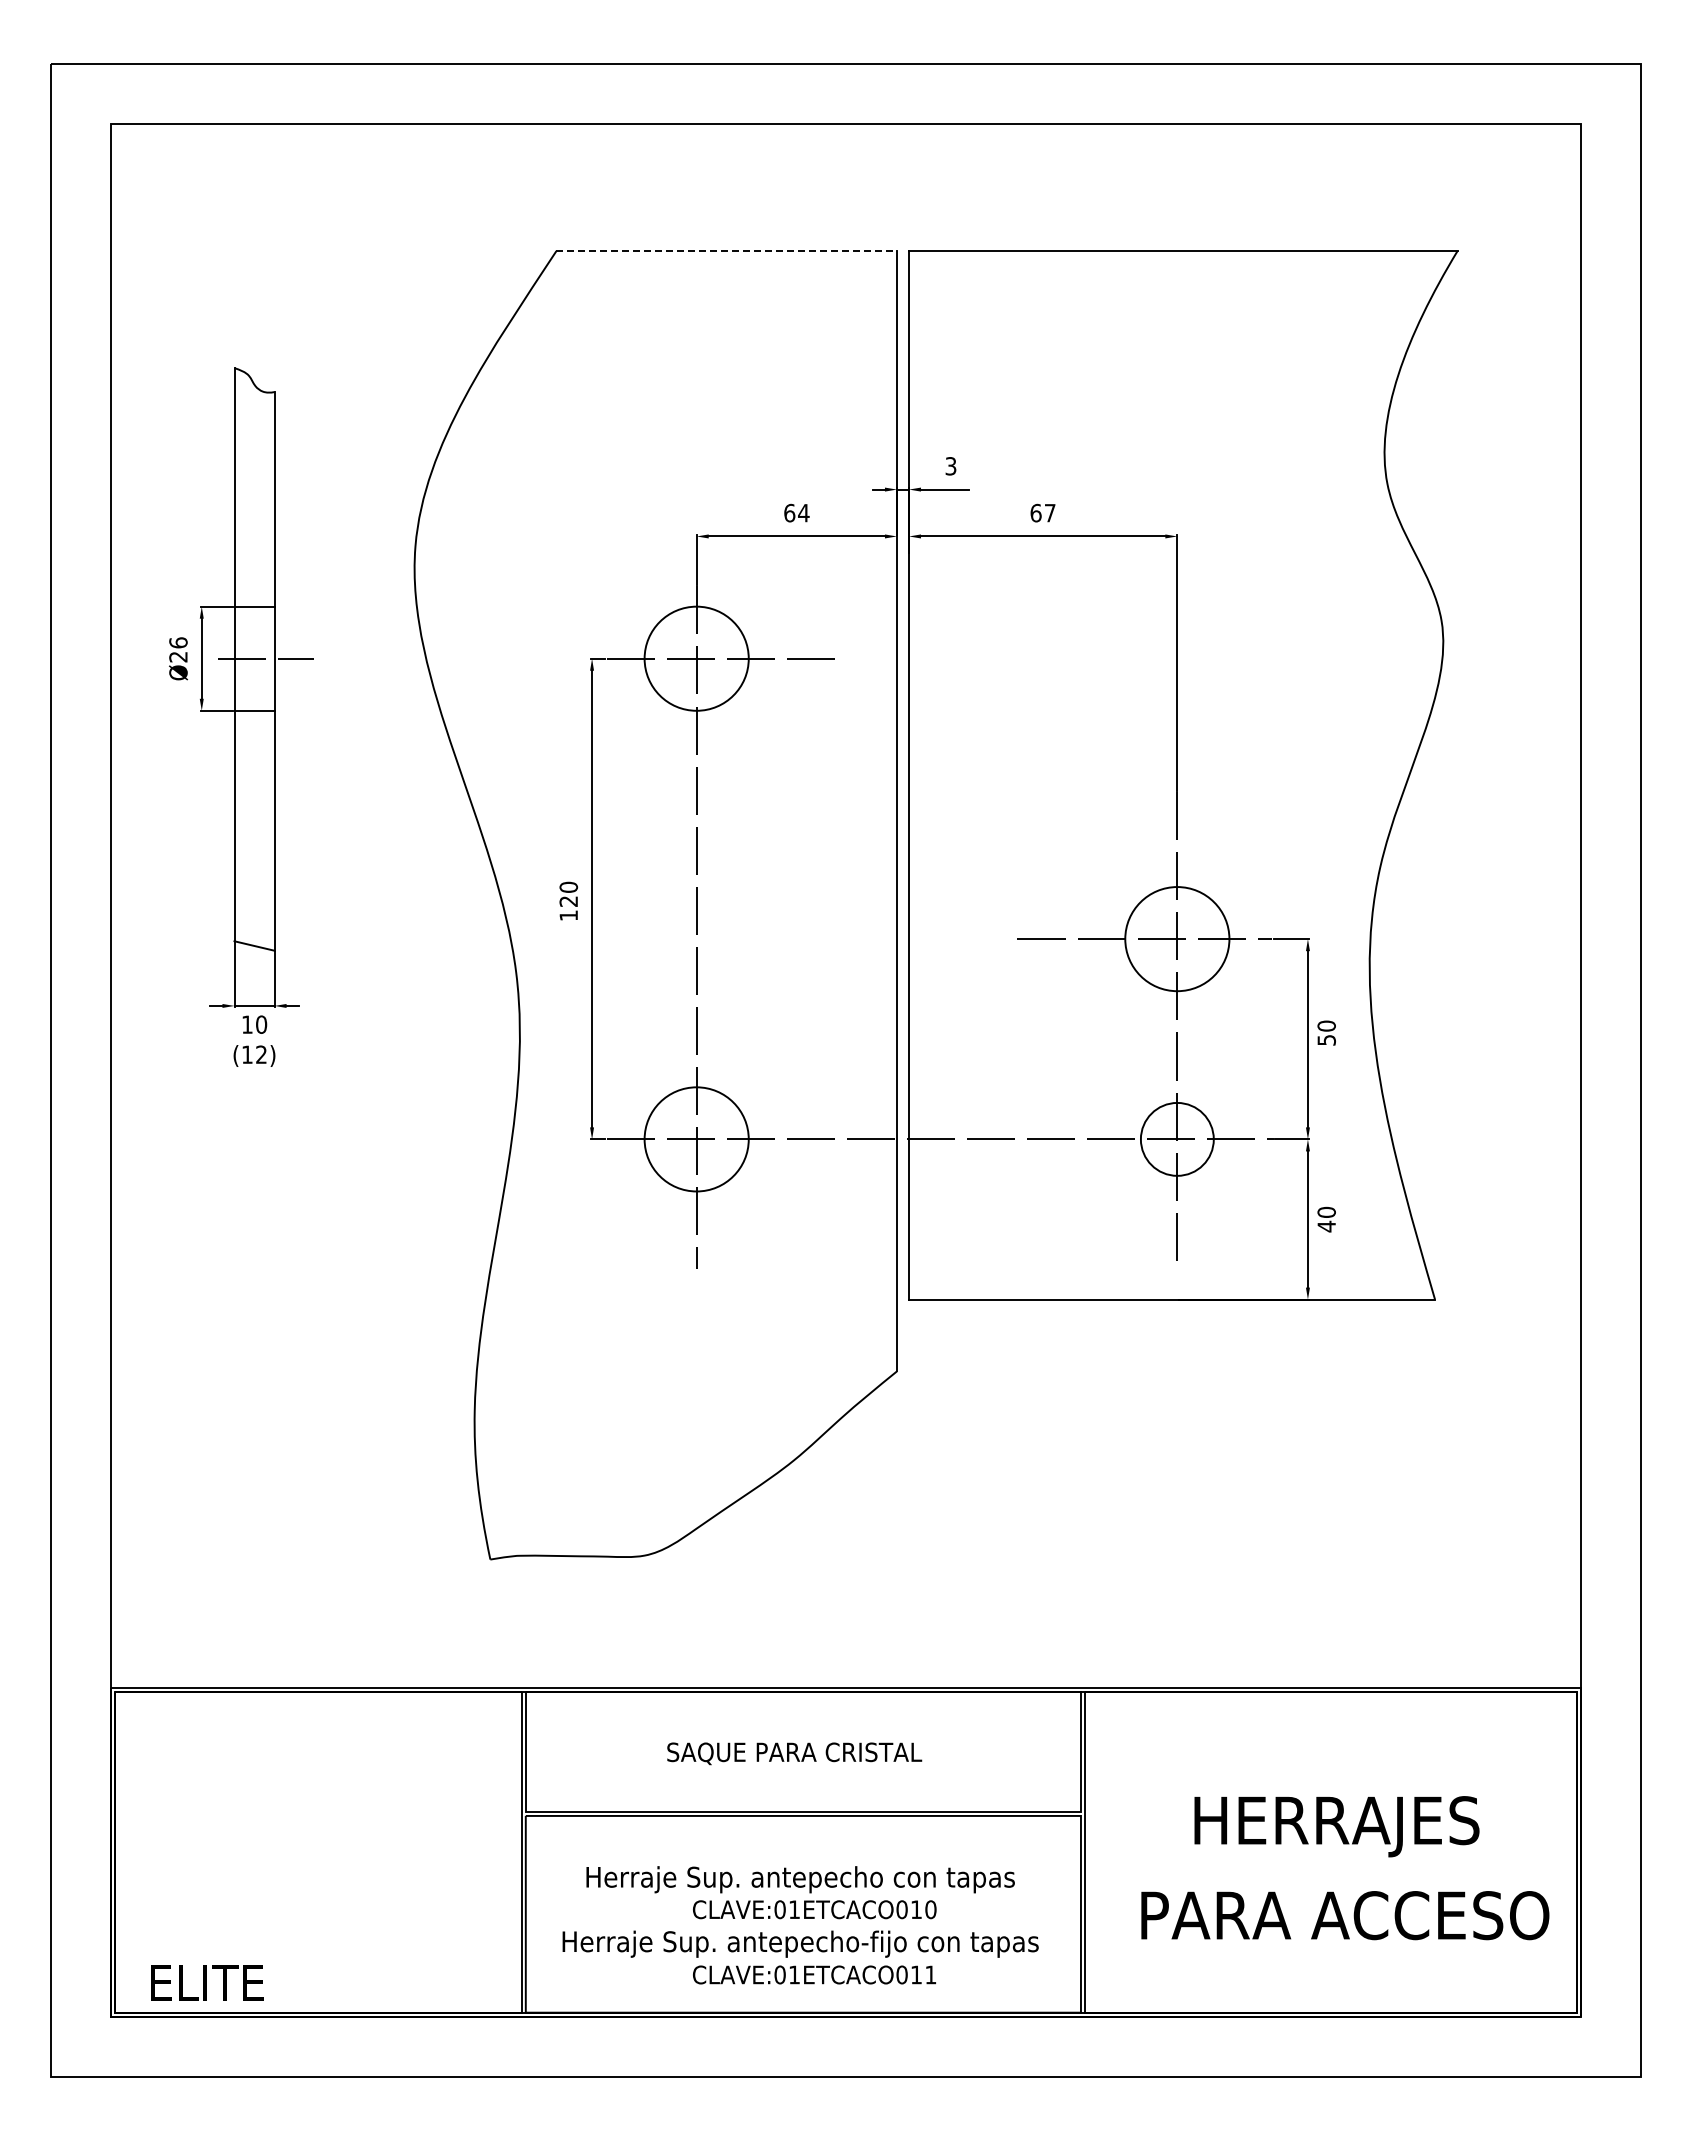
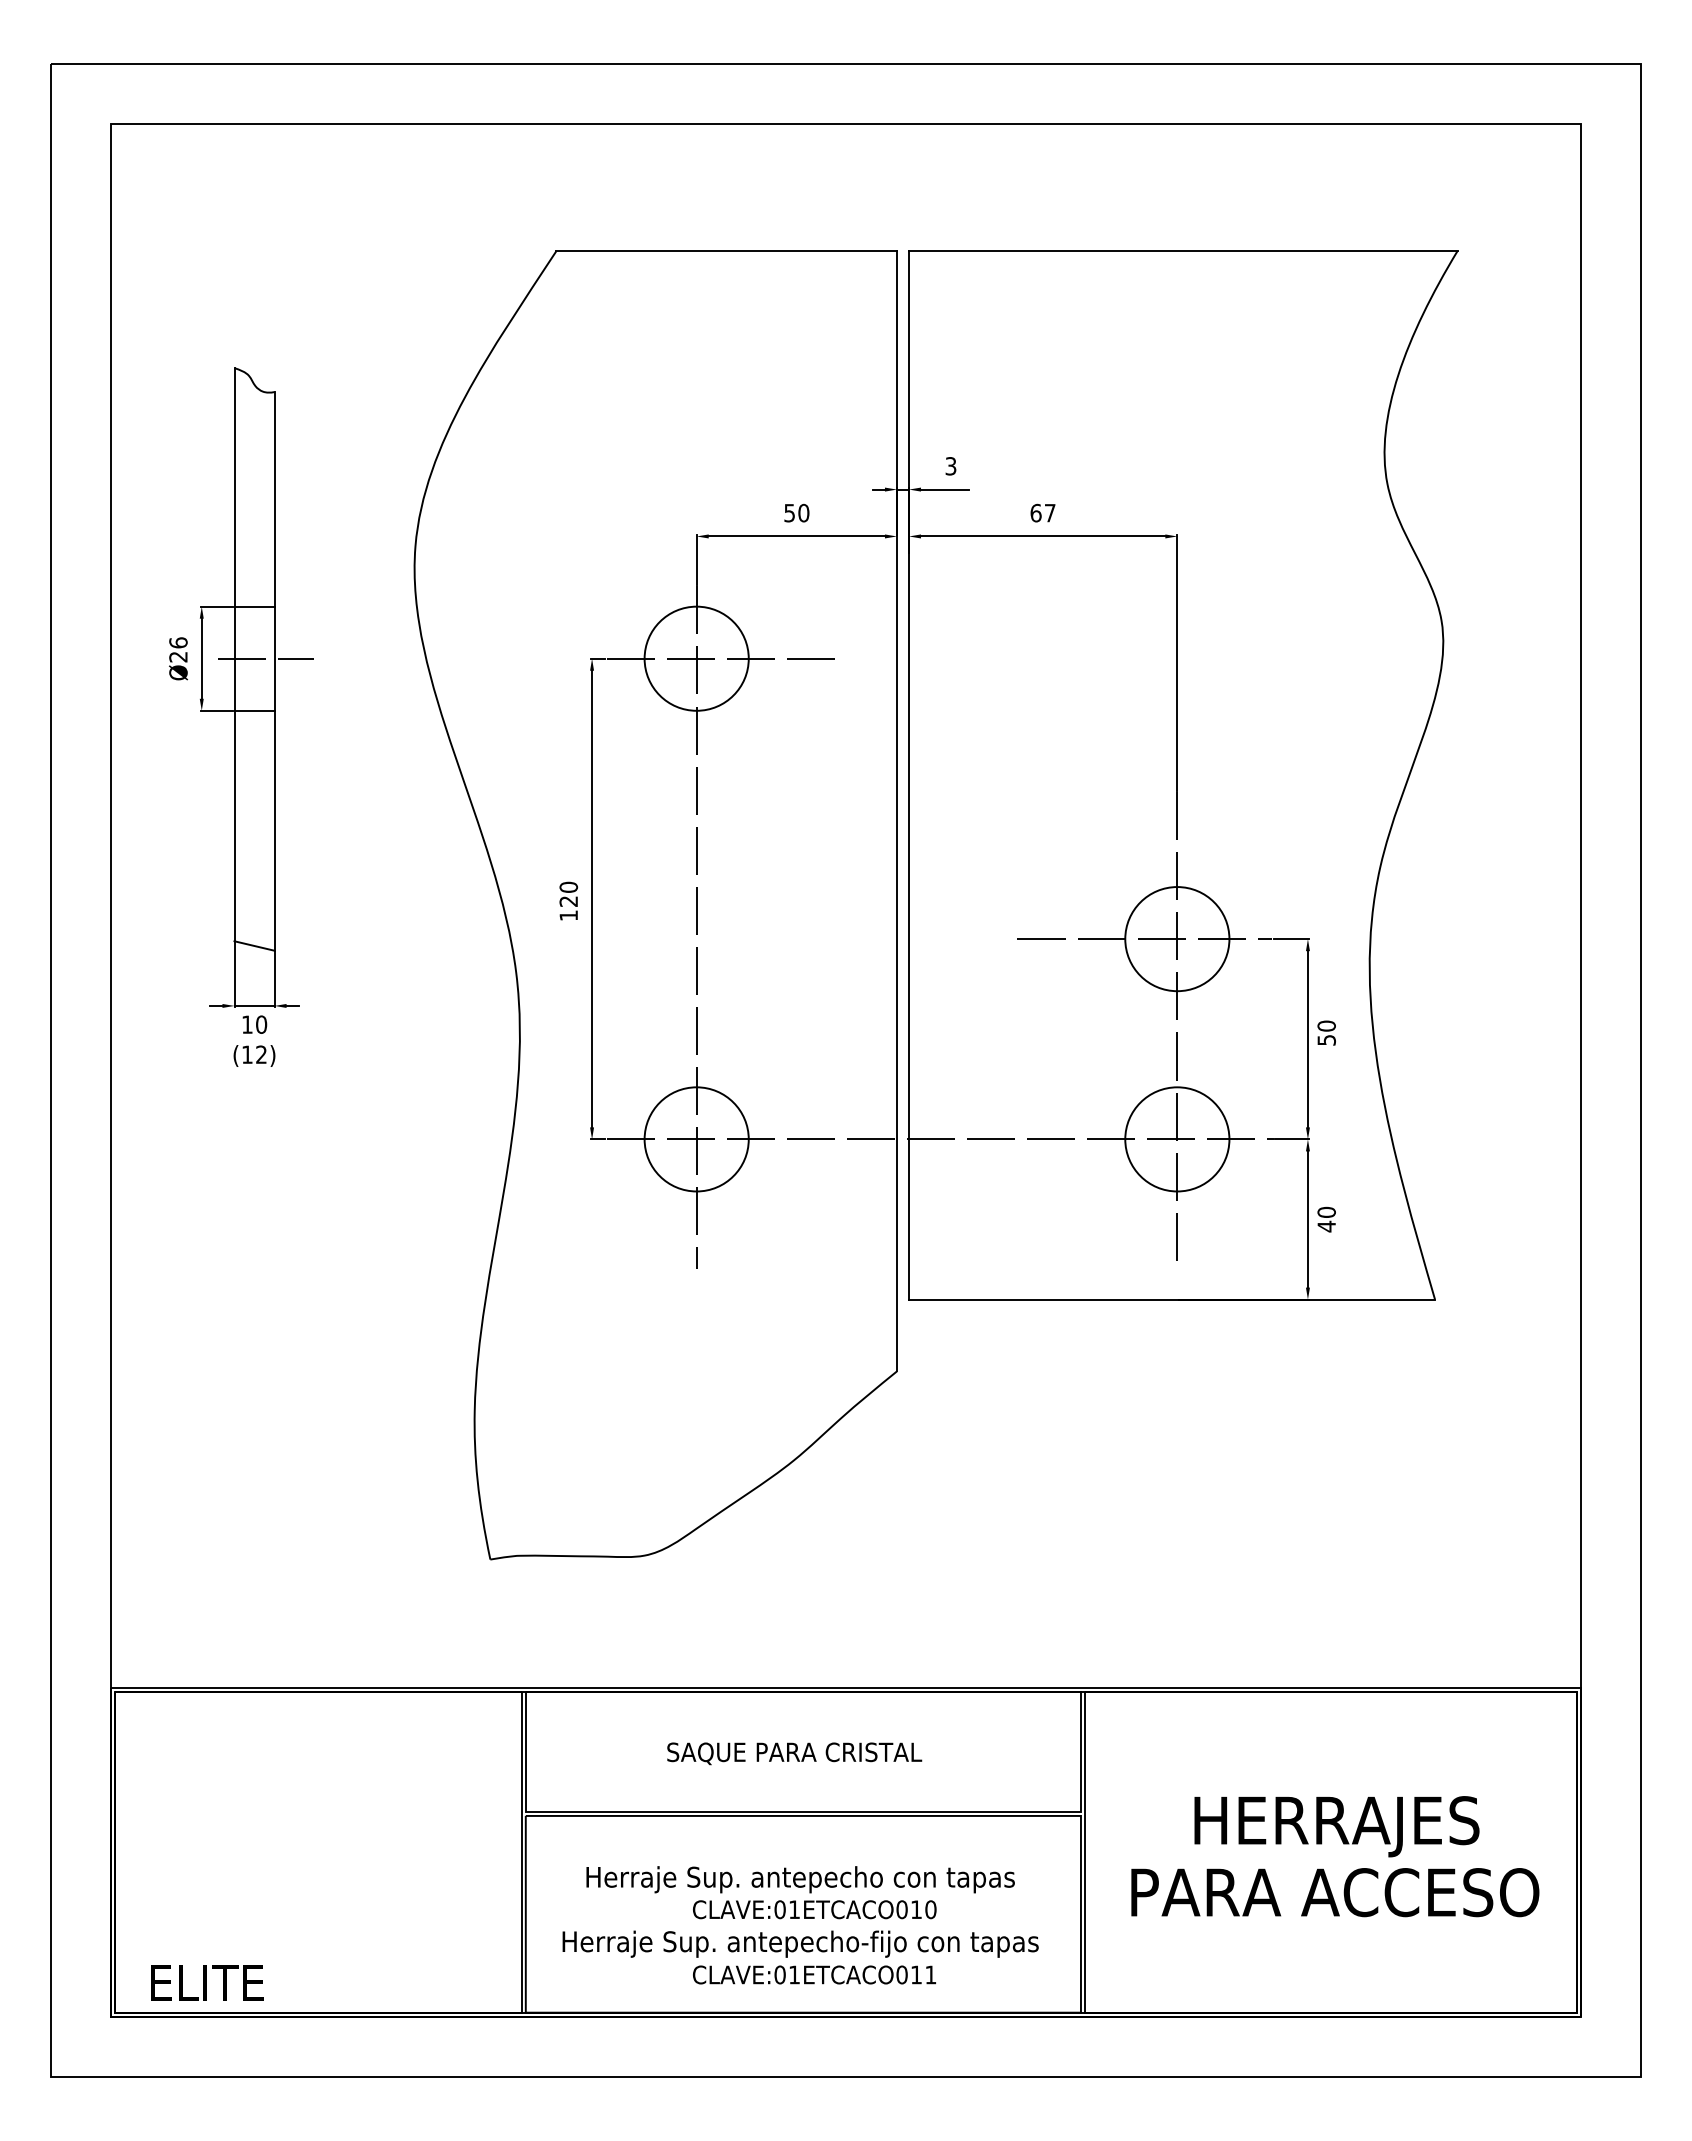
line: dashed -> solid (727, 251)
text: 64 -> 50 (796, 512)
circle diameter: 73 px -> 104 px (1177, 1139)
text position: (1345, 1915) -> (1335, 1892) (1335, 1892)
